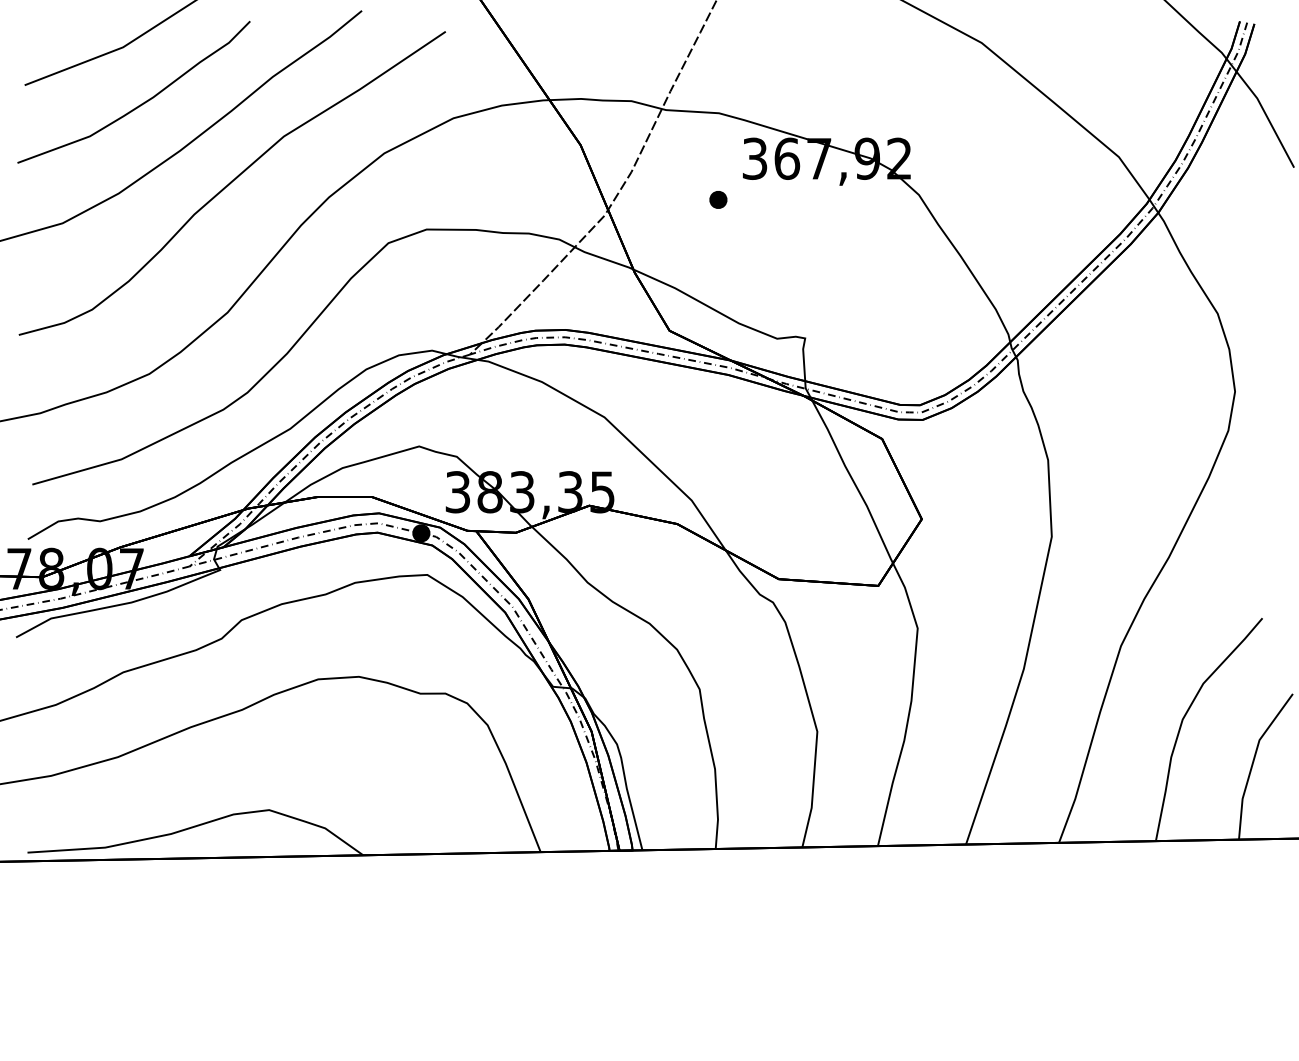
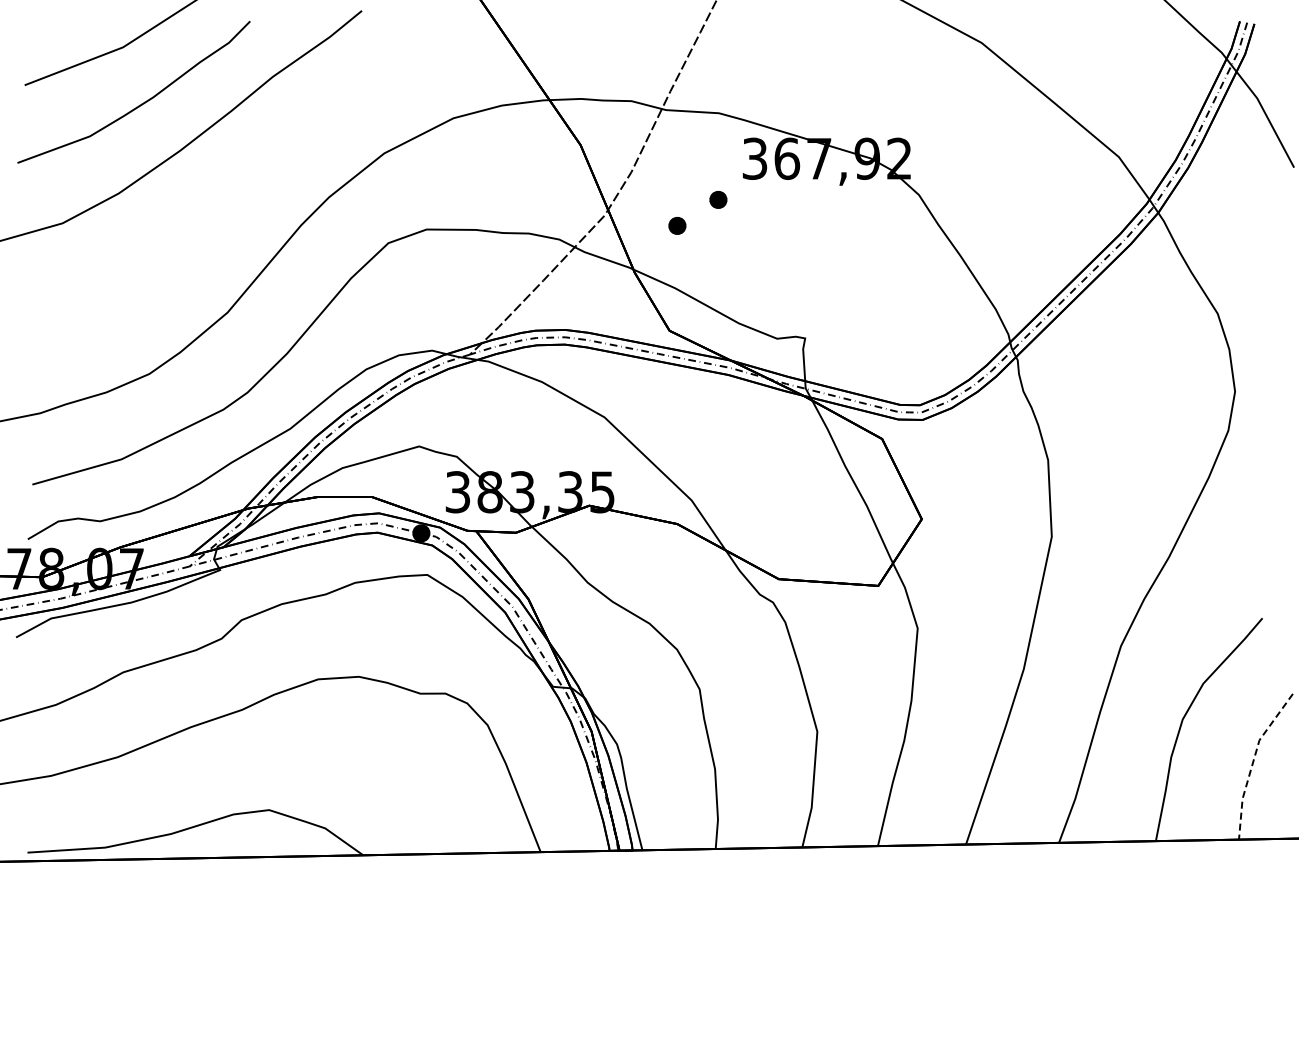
curve: present -> none (231, 183)
part: none -> present (677, 225)
line: solid -> dashed (1253, 761)
